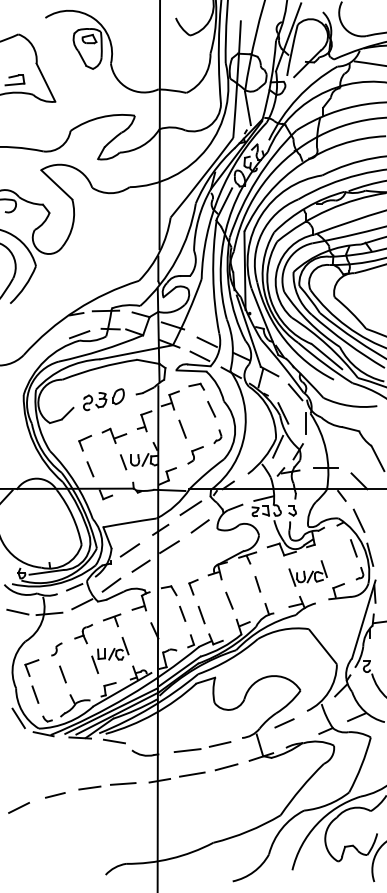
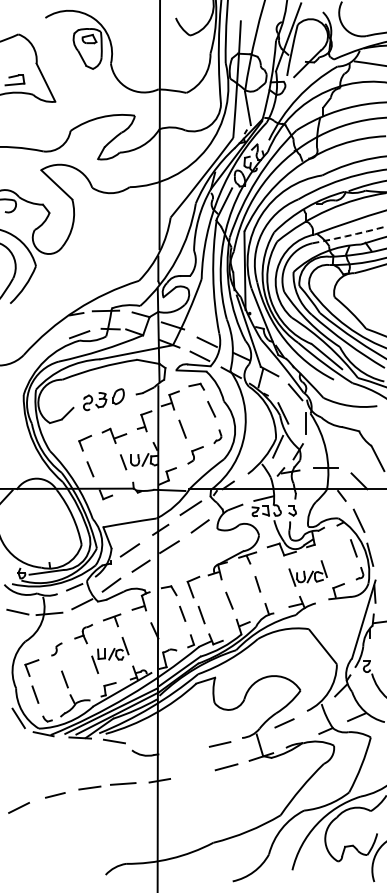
arc: solid -> dashed (350, 235)
part size: 11x17 px -> 15x24 px (193, 586)
line position: (62, 674) -> (64, 679) (64, 679)
line: present -> none (187, 750)
line: present -> none (192, 774)
